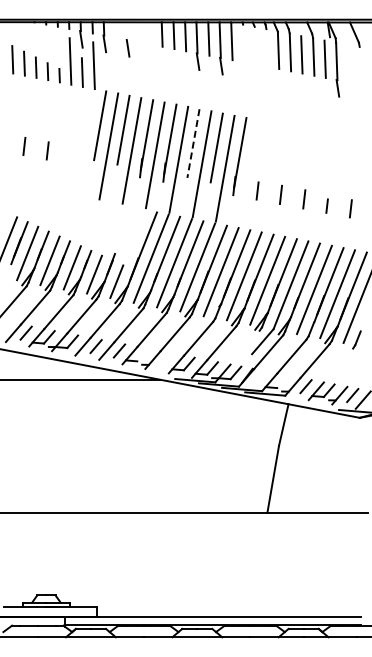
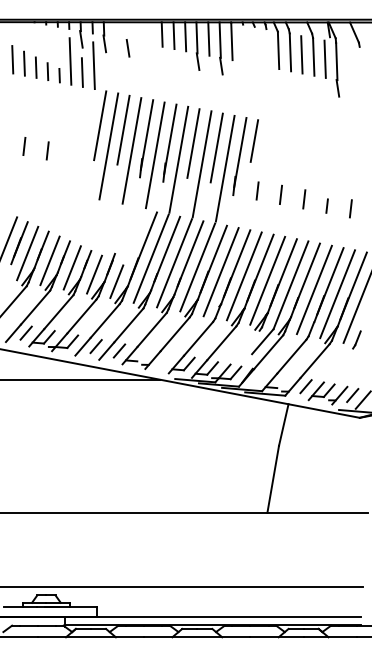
line: none -> present (254, 140)
line: dashed -> solid (193, 143)
line: none -> present (182, 586)
